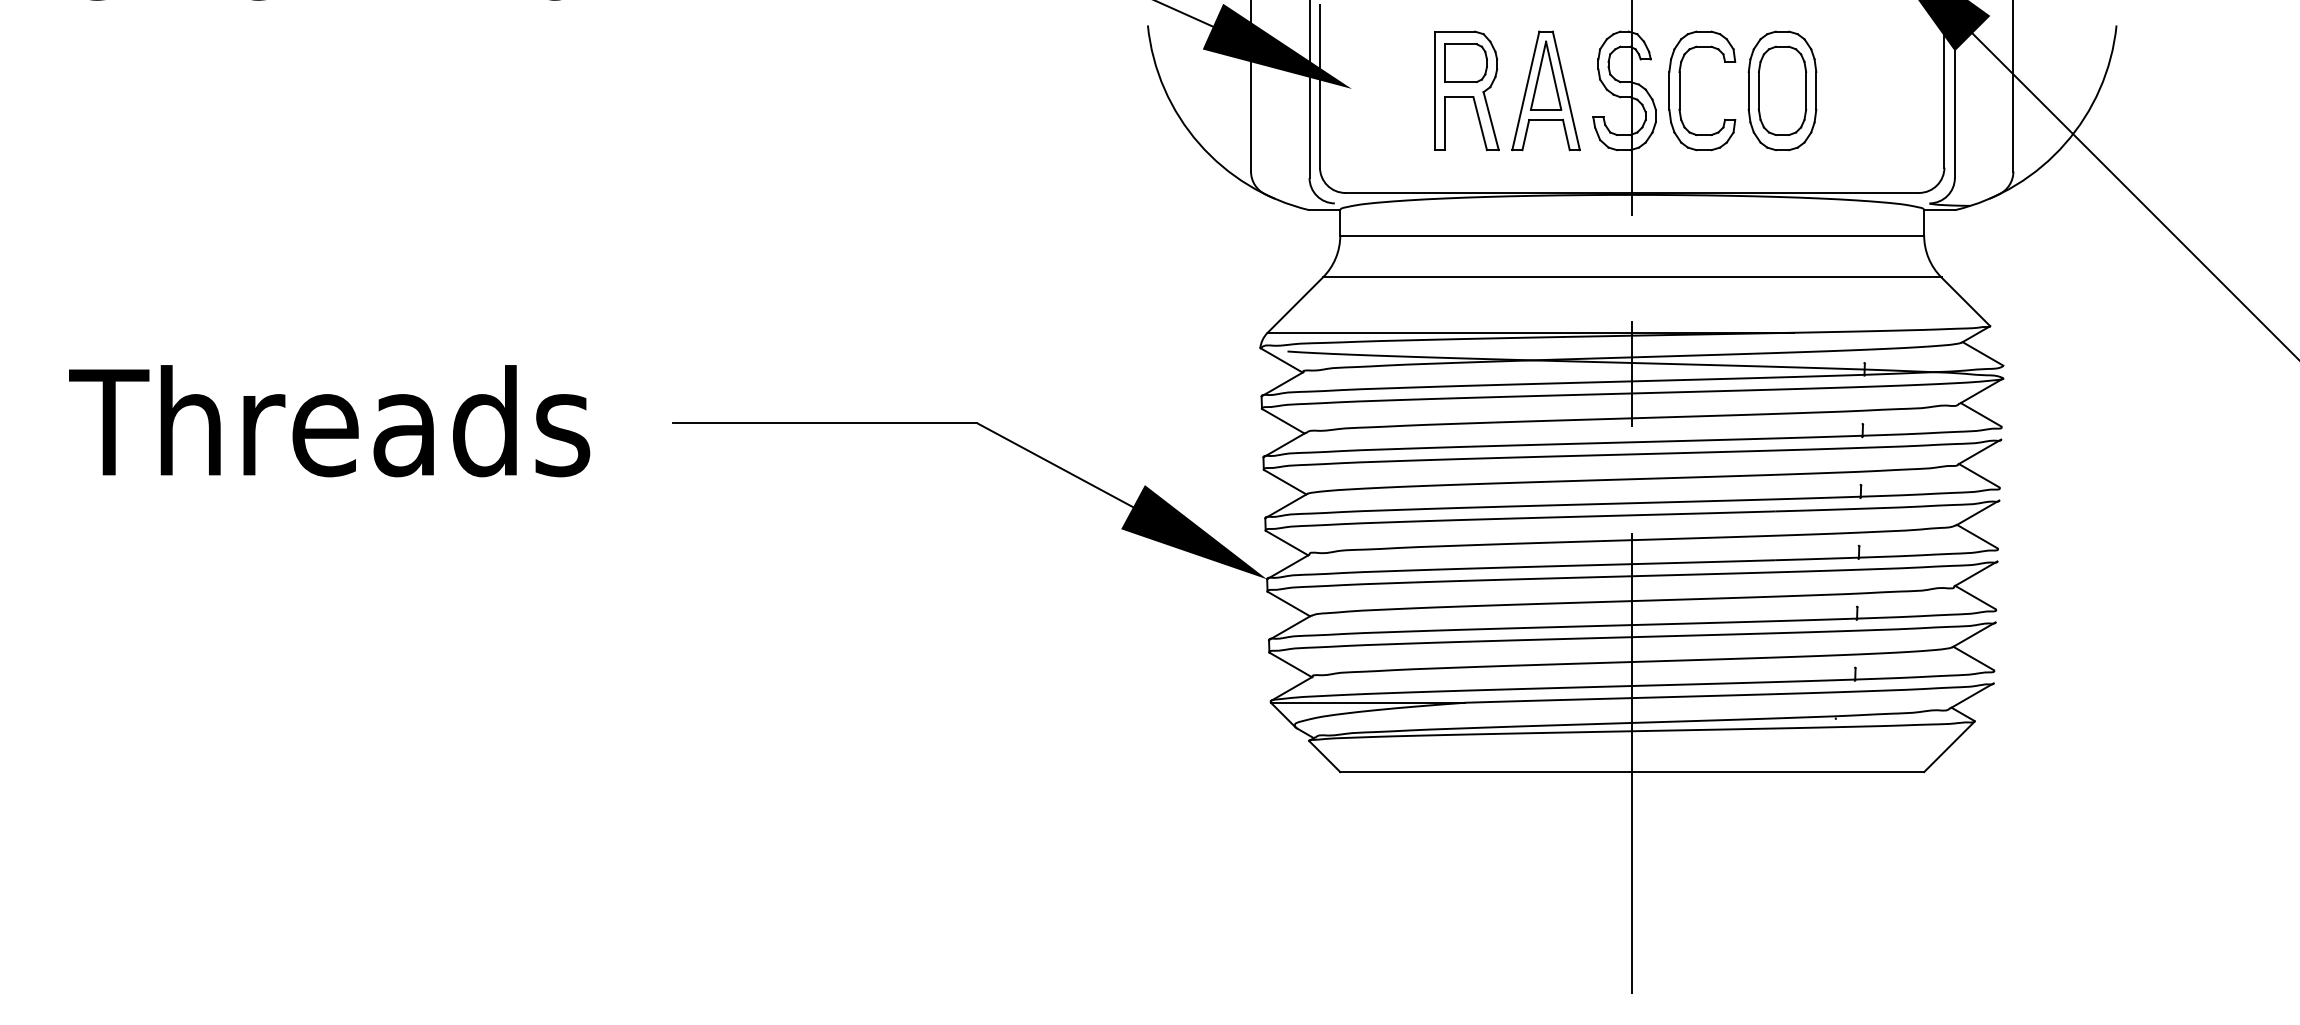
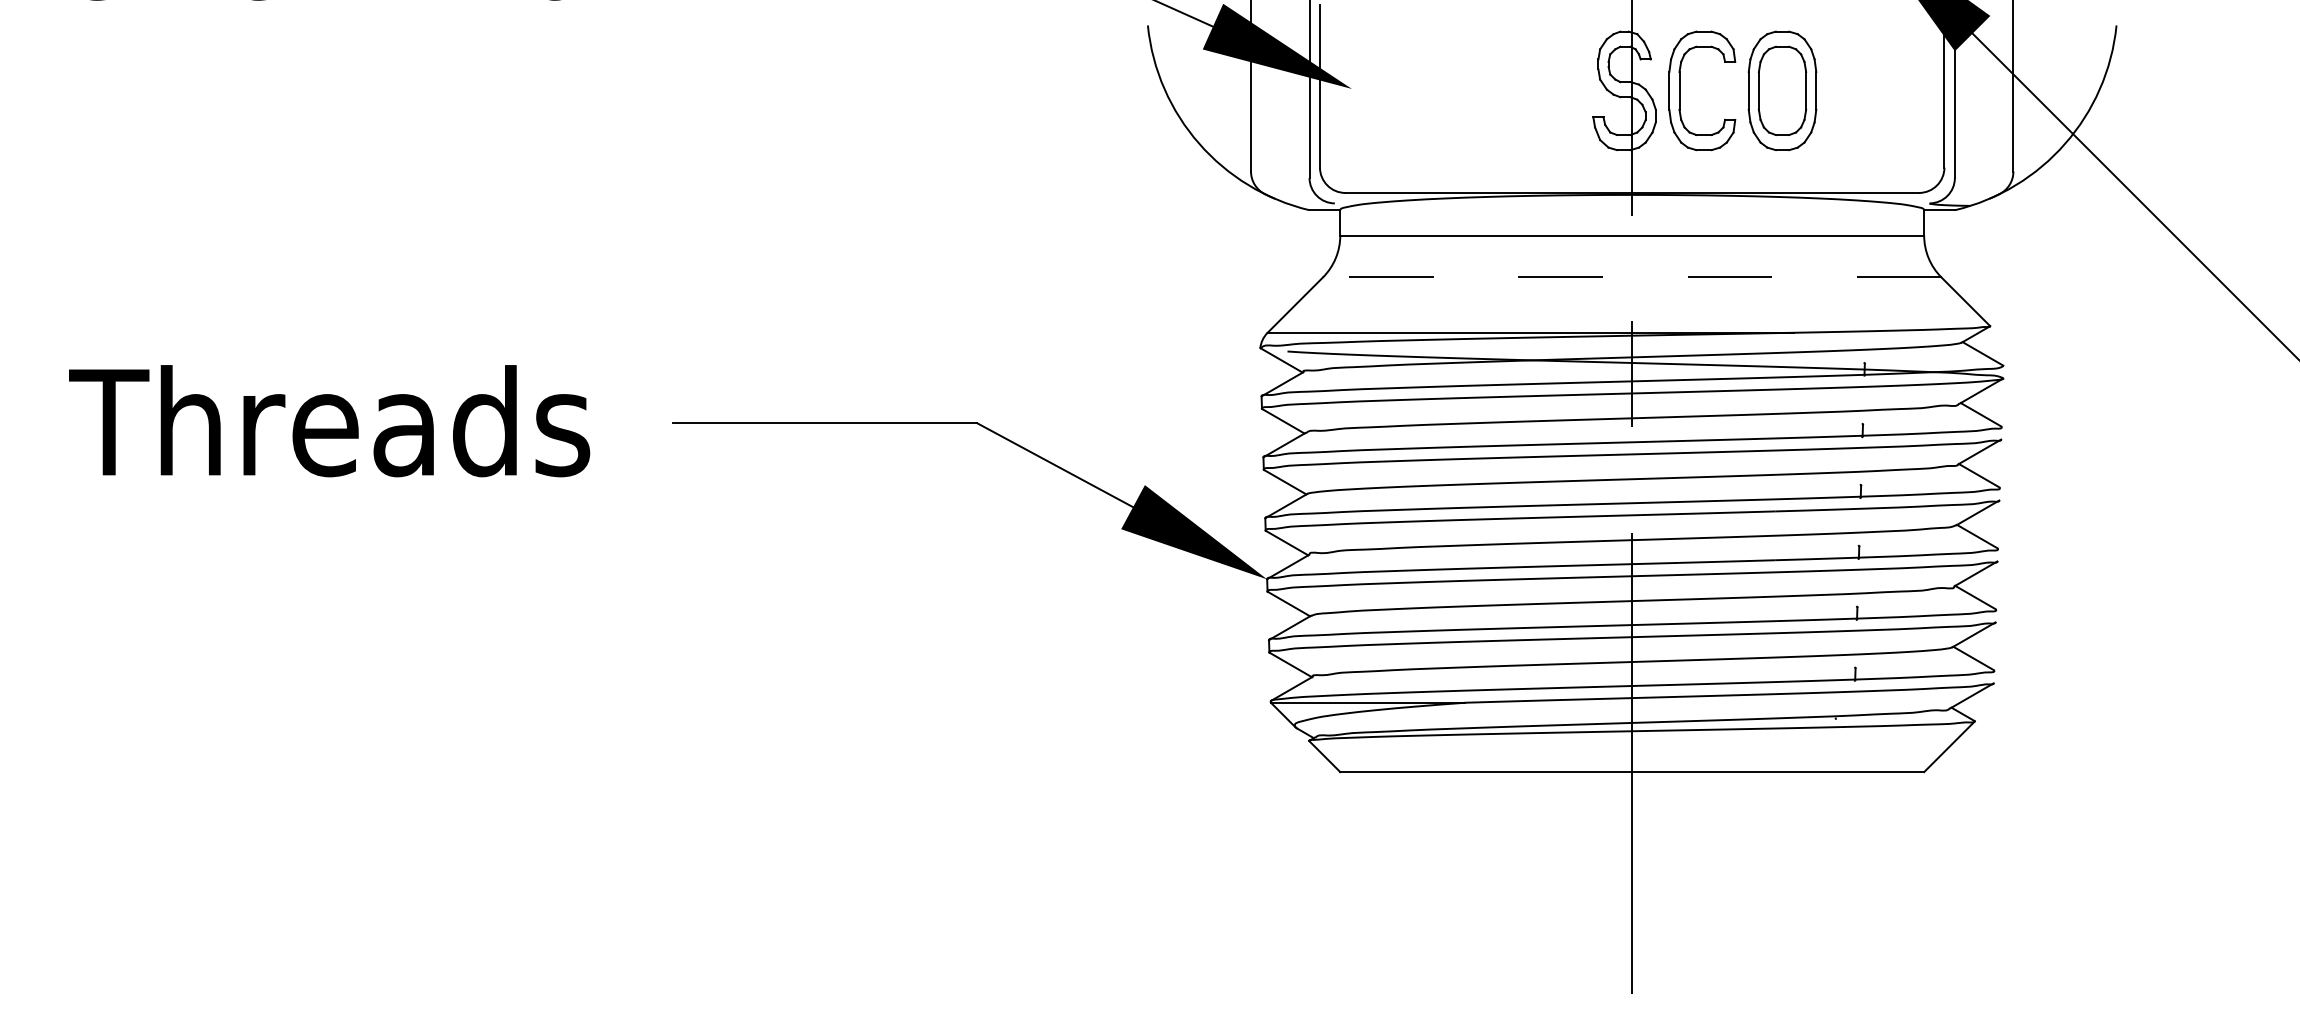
part: present -> none (1466, 90)
part: present -> none (1545, 90)
line: solid -> dashed (1631, 277)
